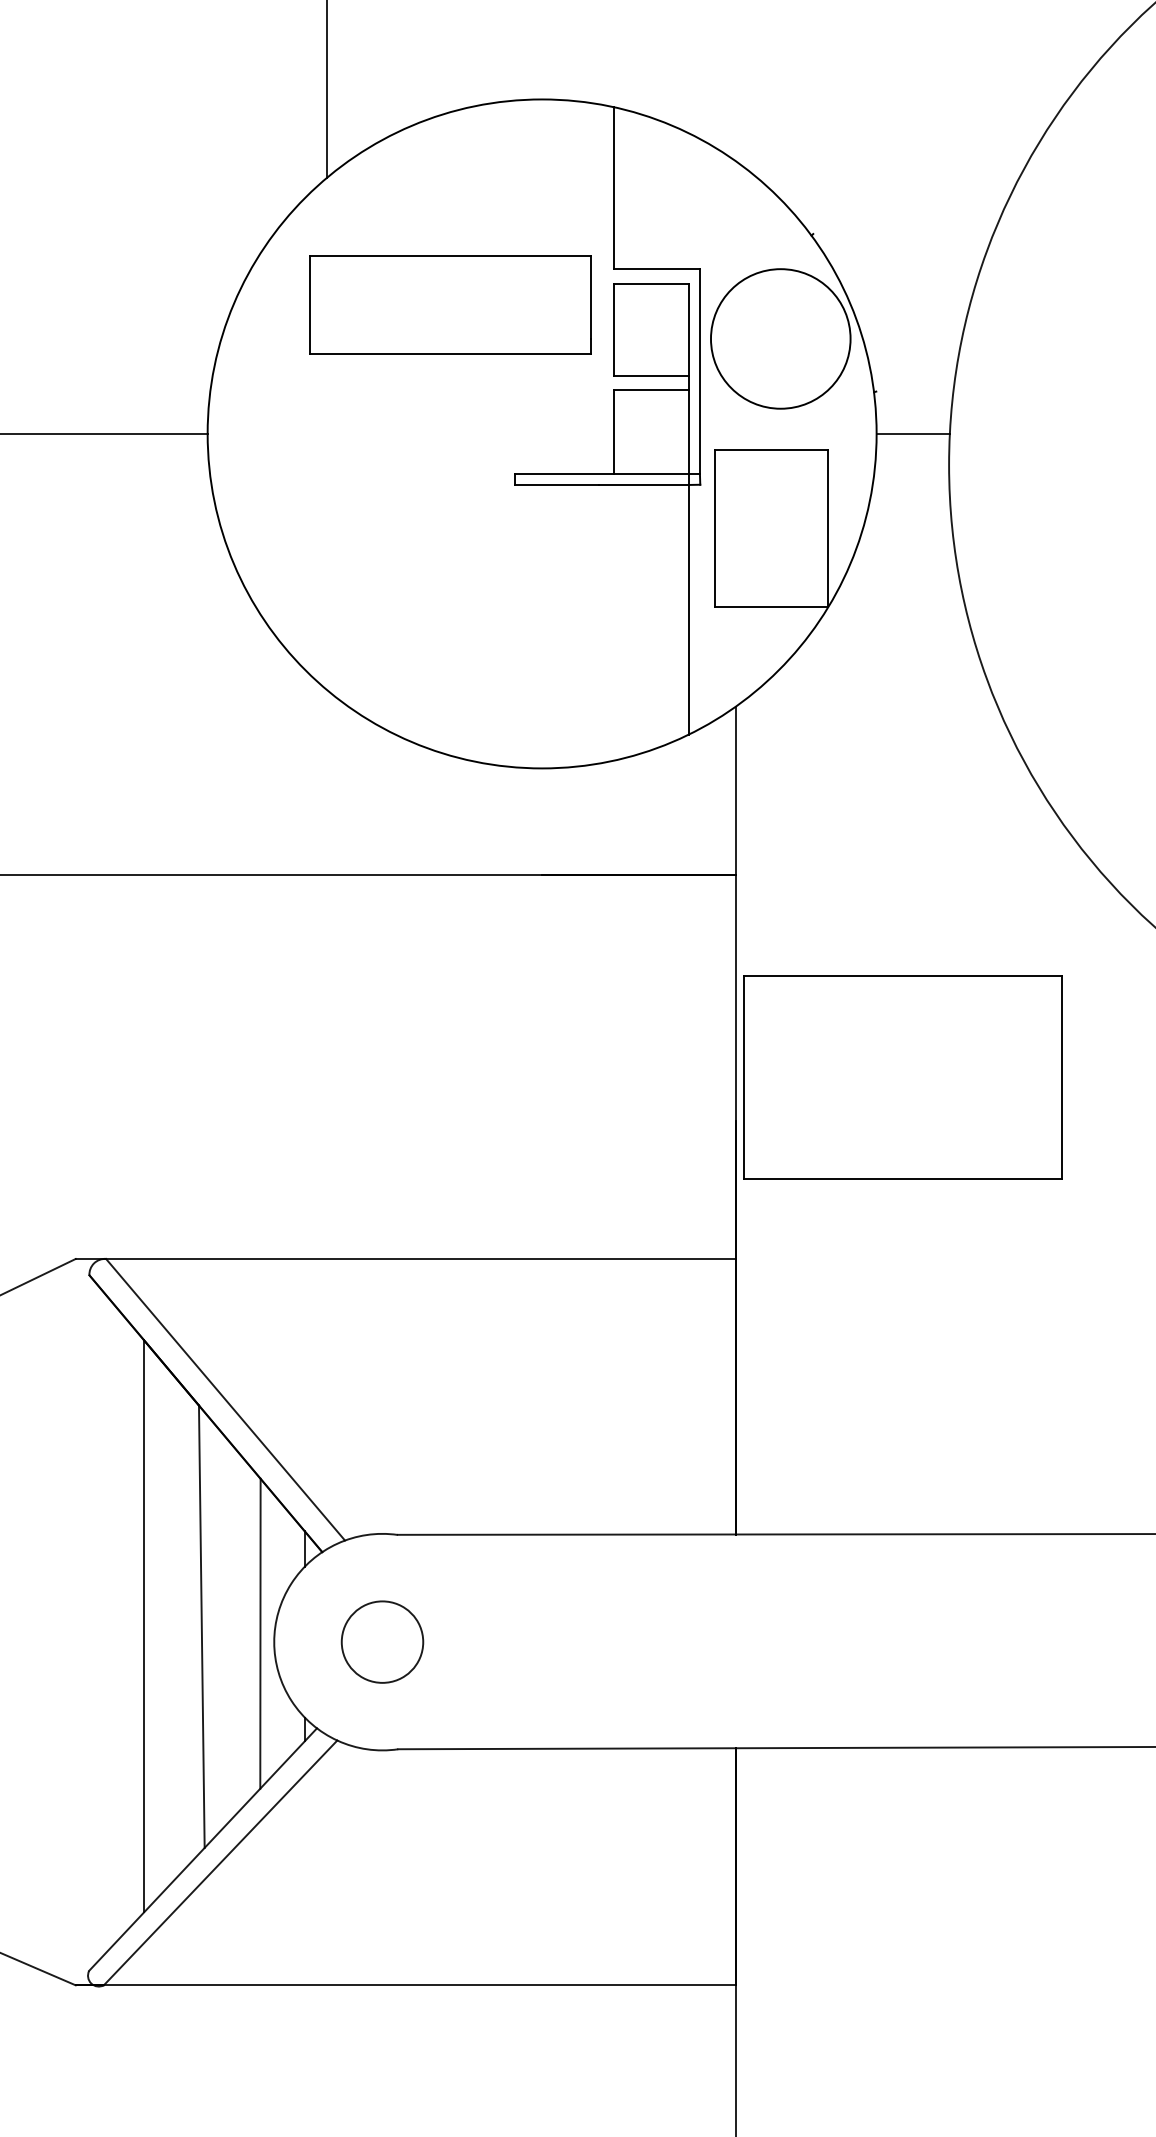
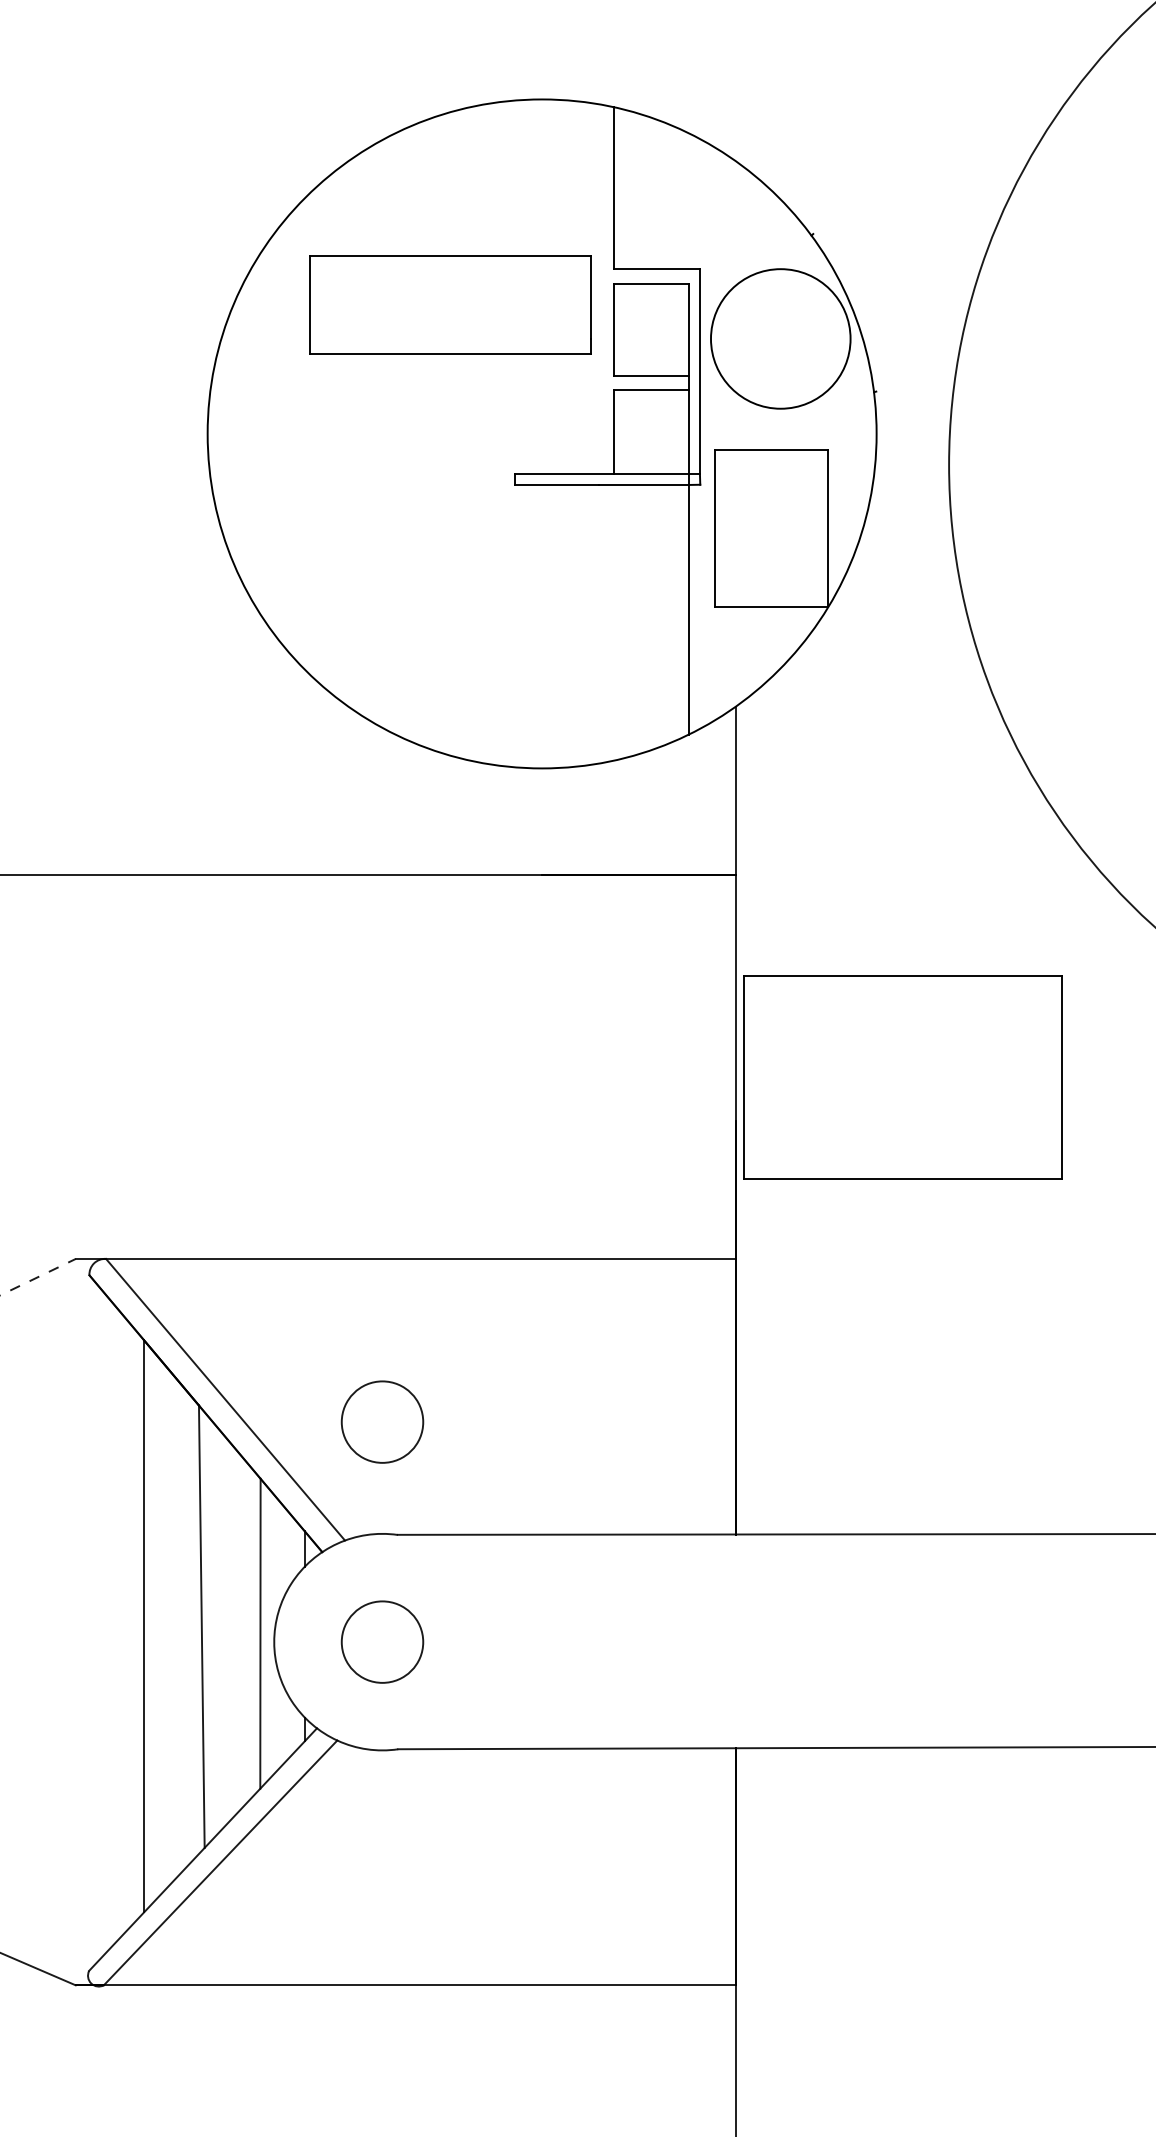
line: present -> none (326, 90)
line: present -> none (104, 433)
line: present -> none (912, 433)
line: solid -> dashed (37, 1277)
circle: none -> present (382, 1421)
